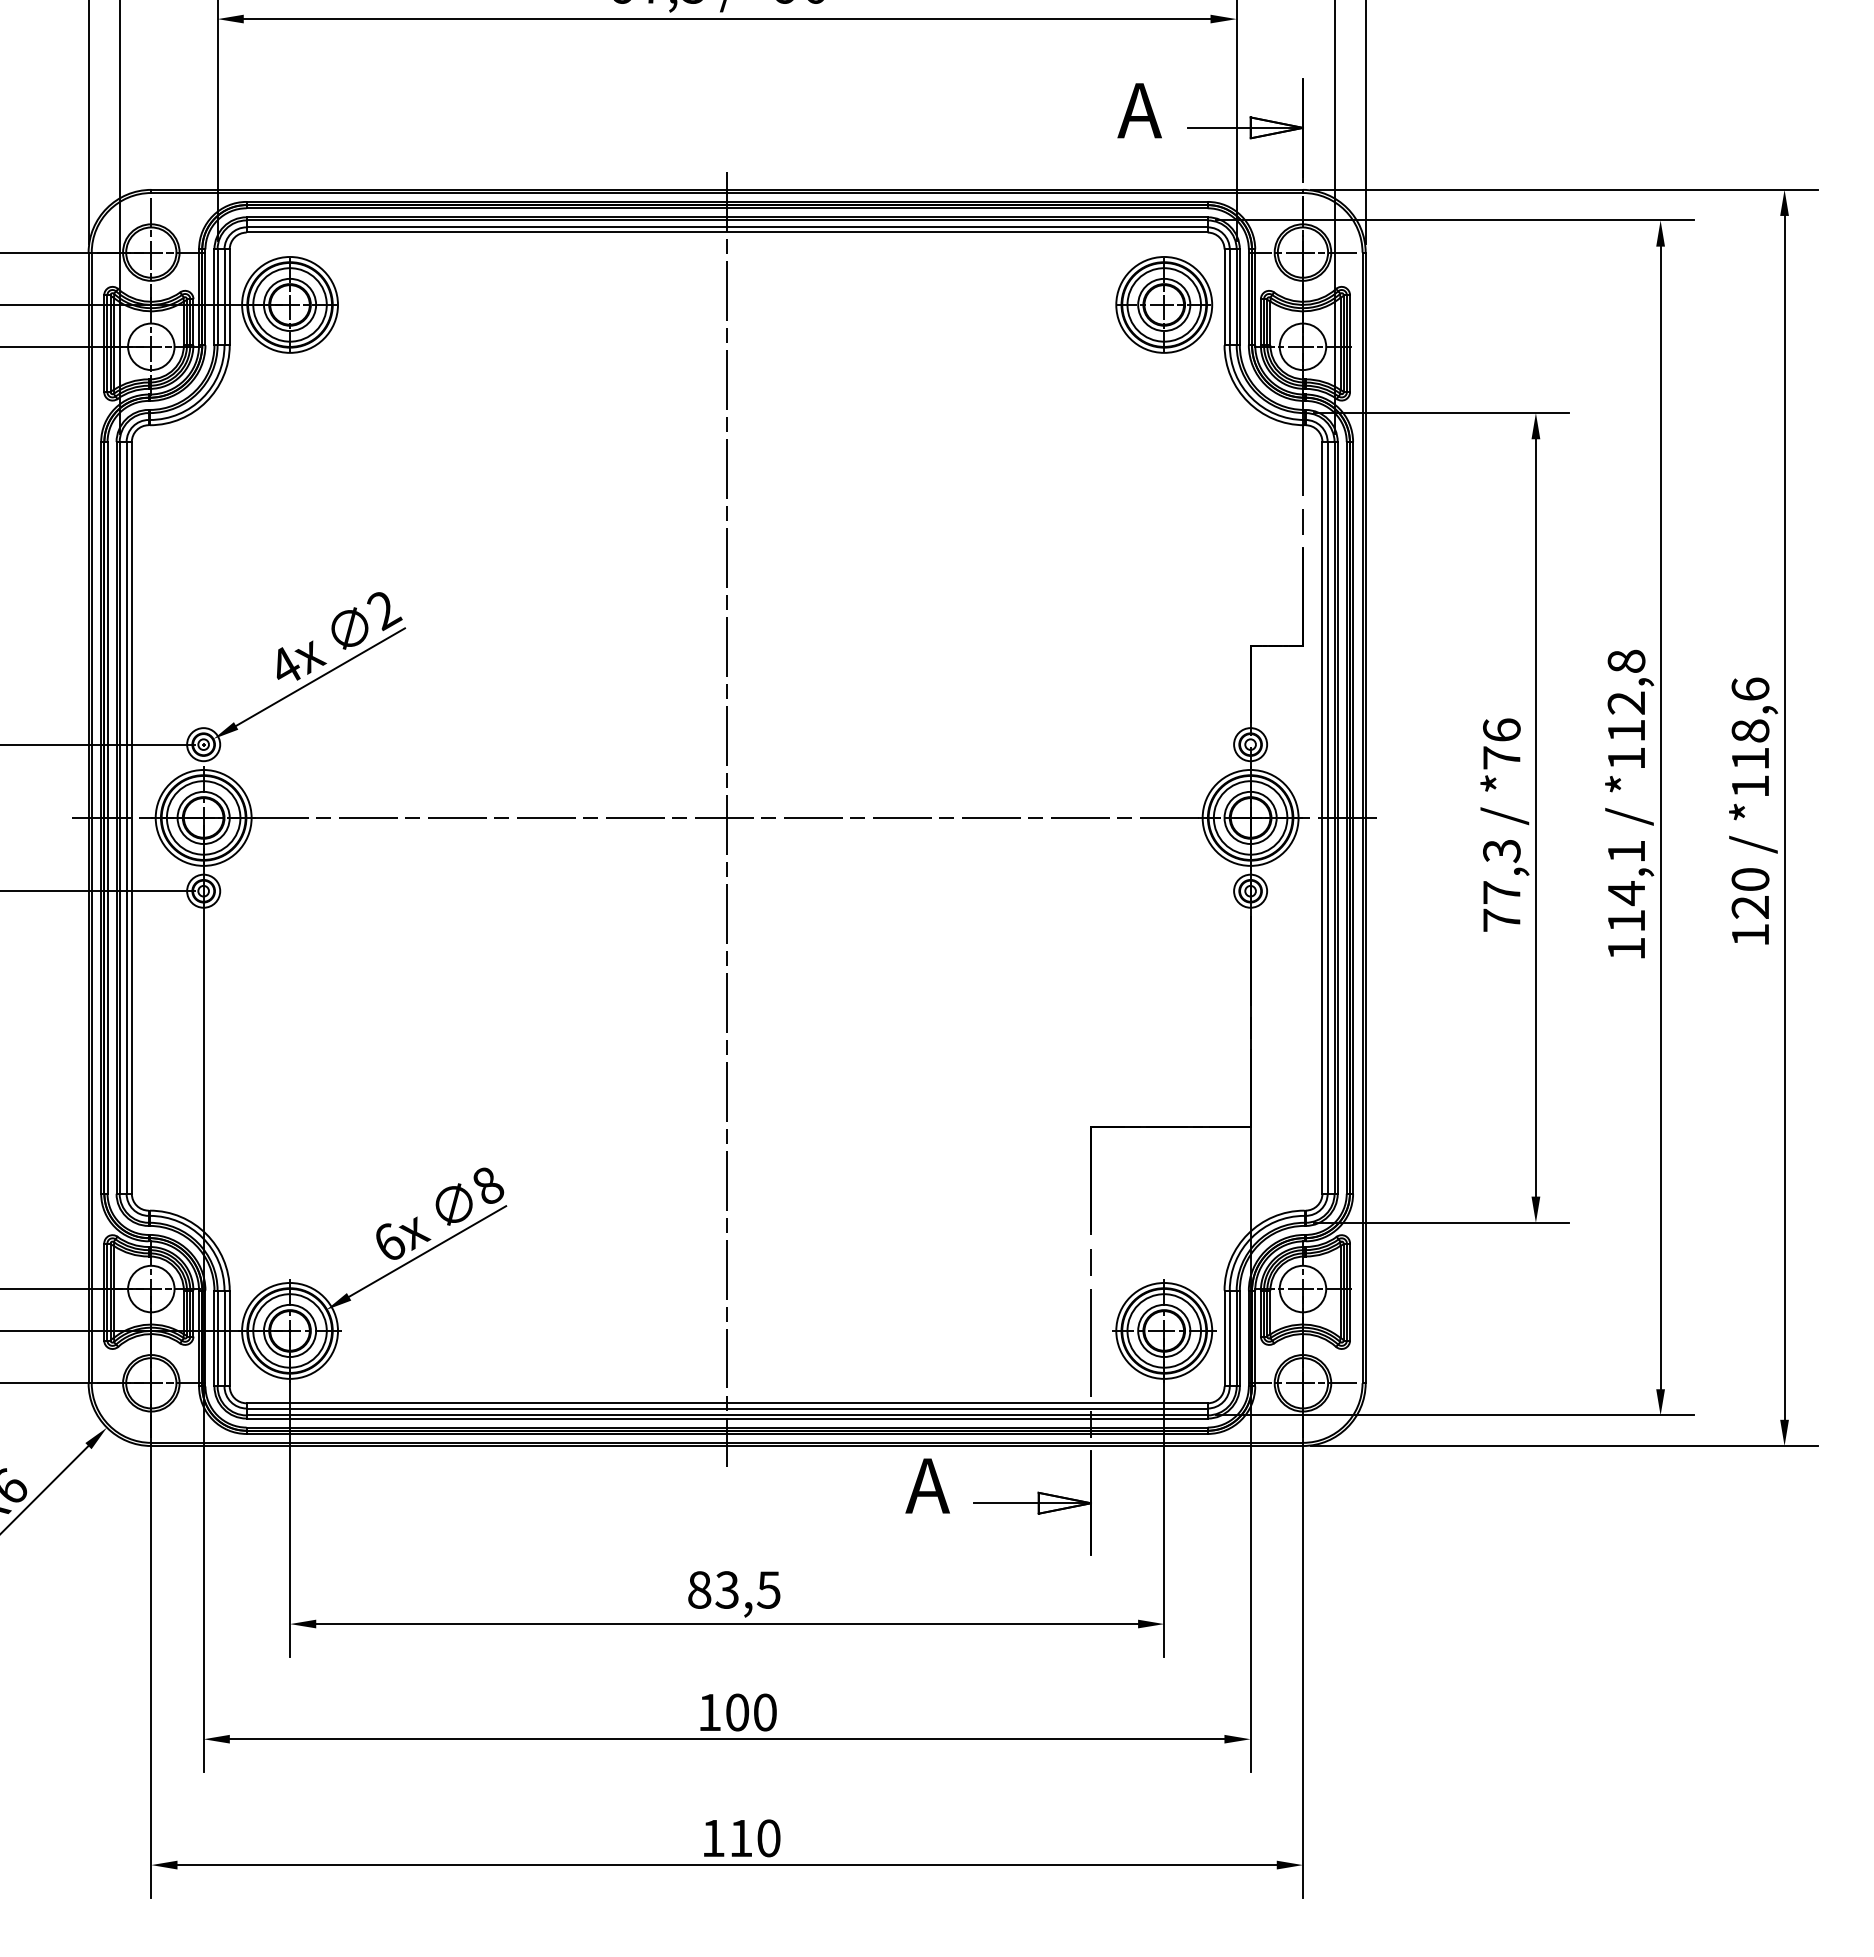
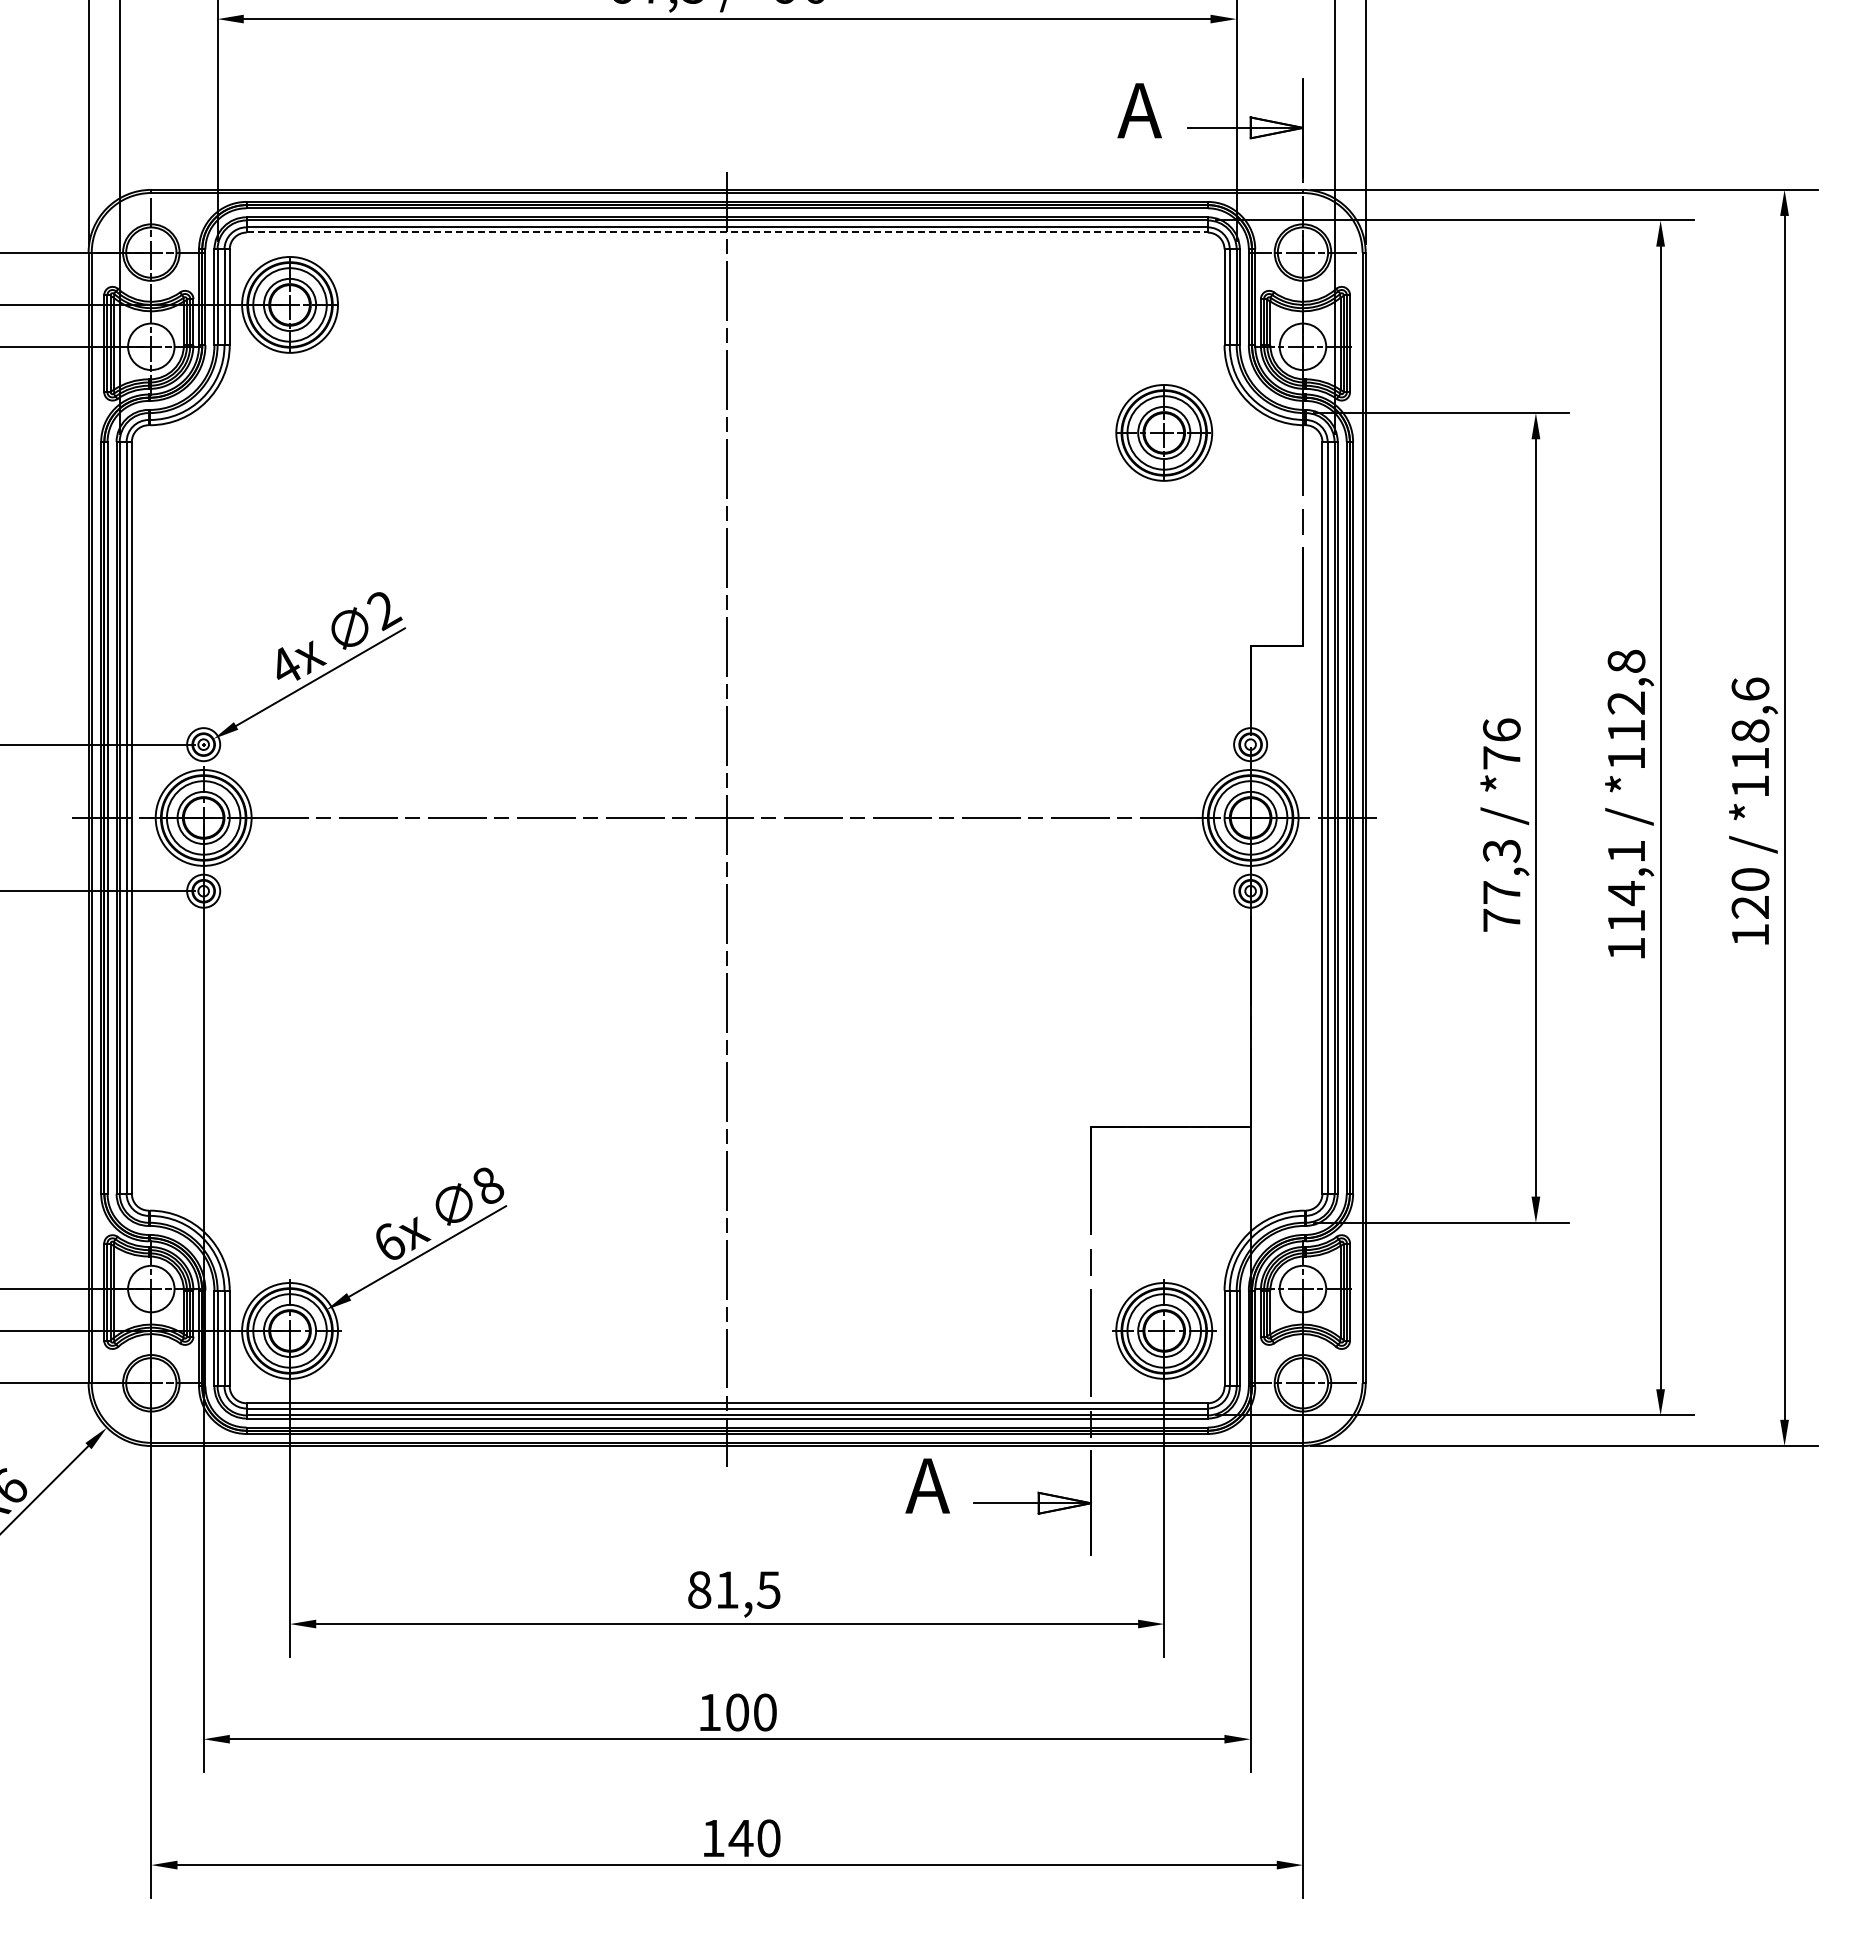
line: solid -> dashed (727, 232)
part position: (1164, 304) -> (1164, 432) (1164, 432)
text: 83,5 -> 81,5 (726, 1589)
text: 110 -> 140 (740, 1838)
